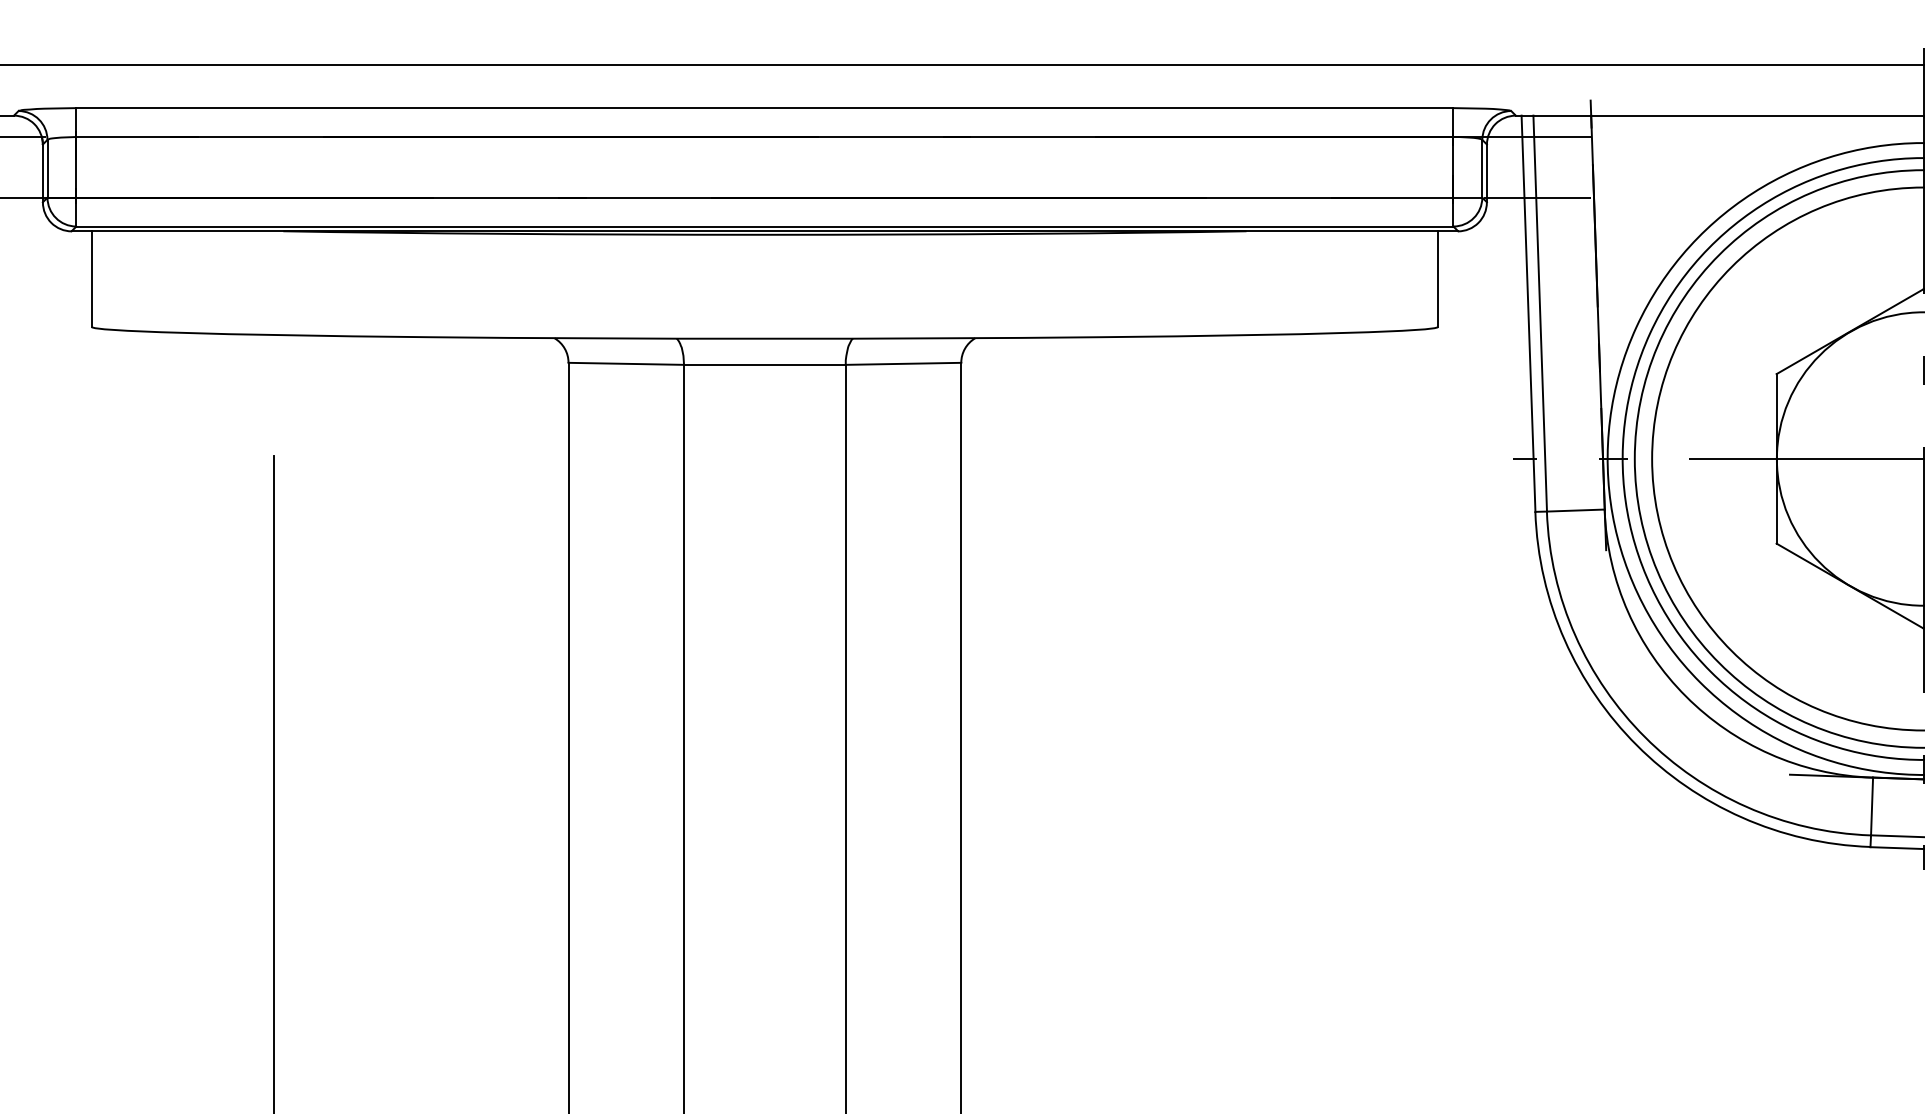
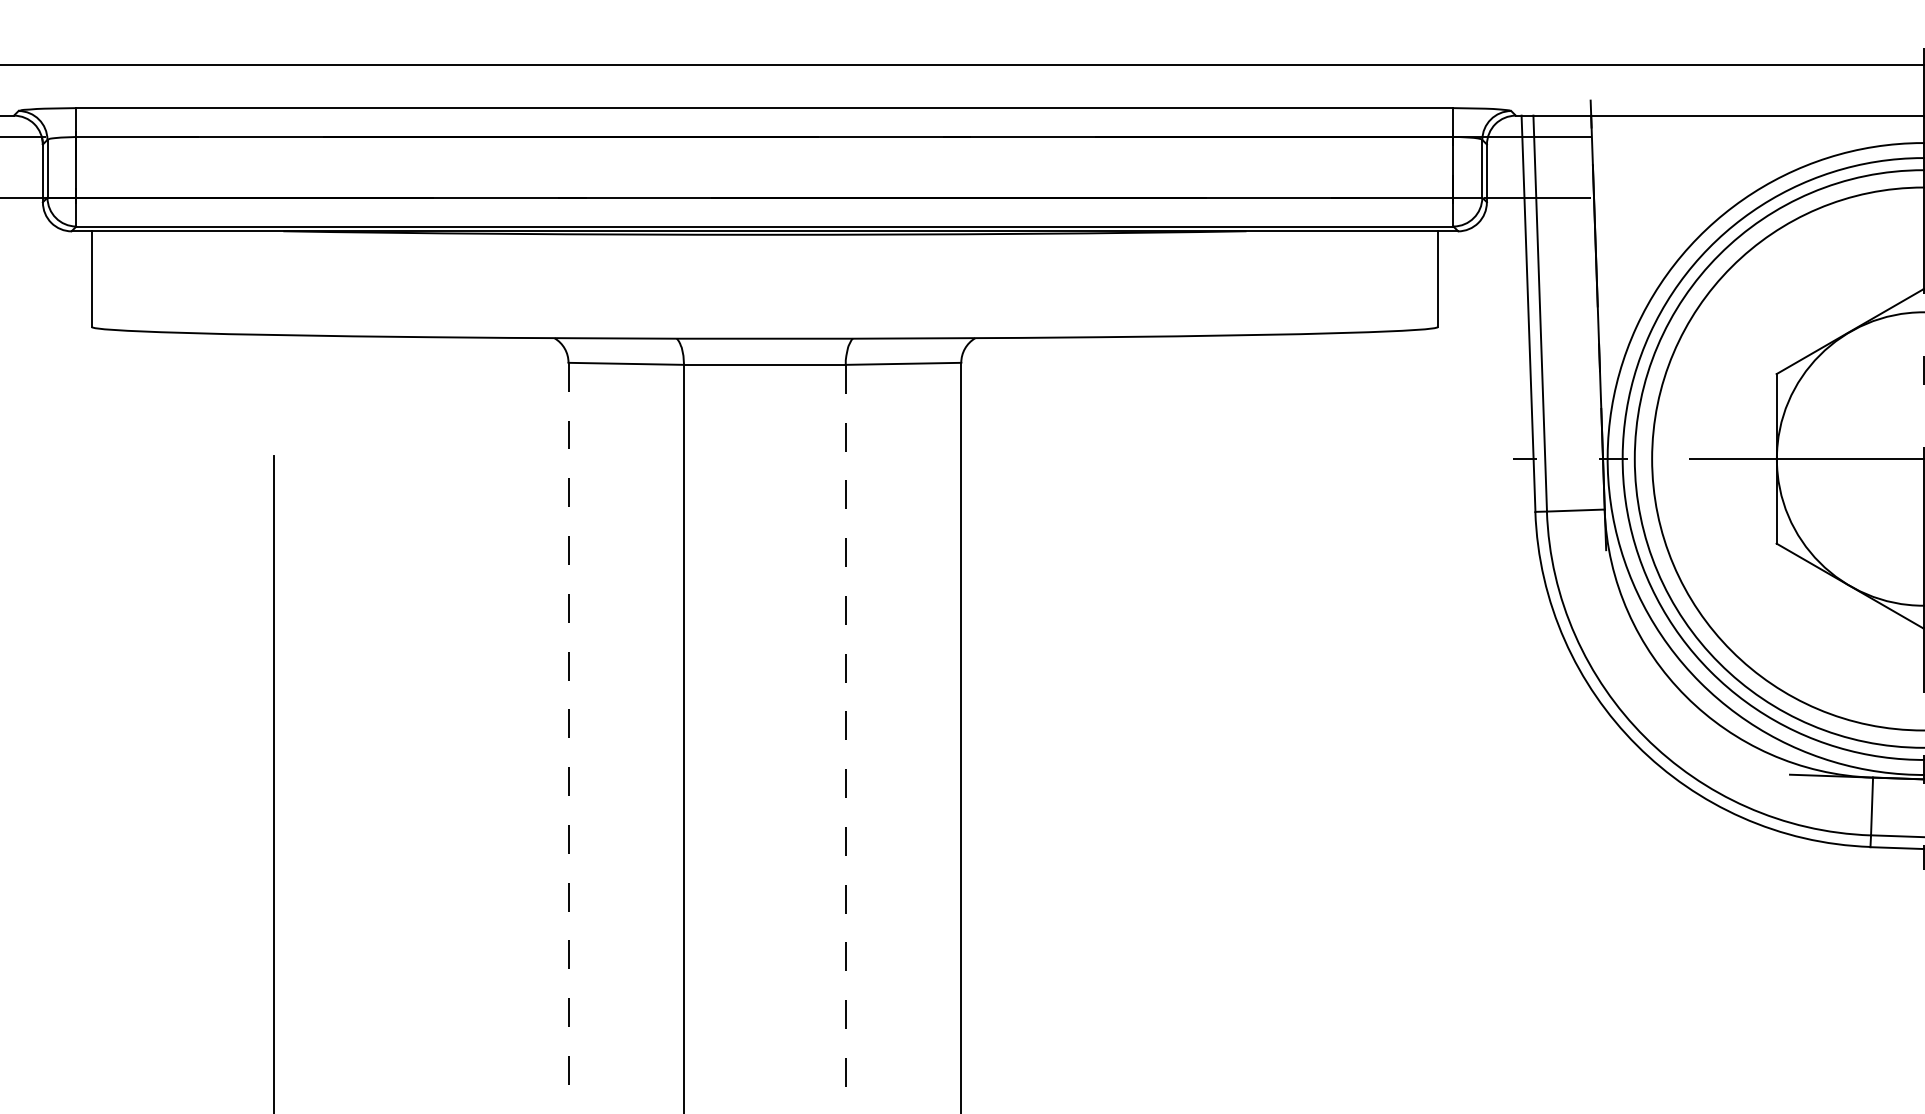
line: solid -> dashed (568, 738)
line: solid -> dashed (845, 739)
